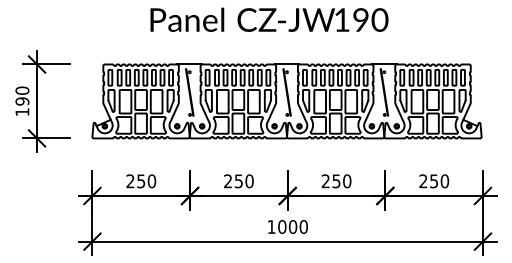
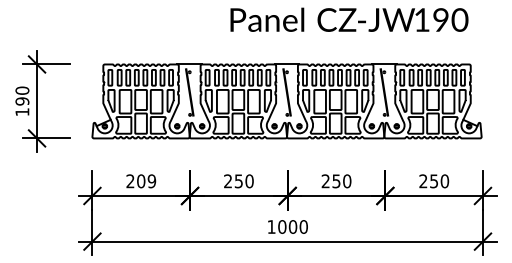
text position: (269, 19) -> (349, 19) (349, 19)
text: 250 -> 209 (146, 181)
